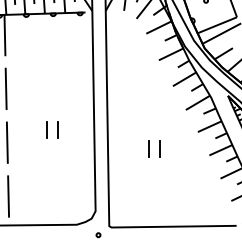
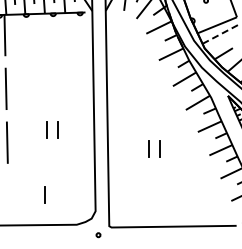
line: solid -> dashed (221, 33)
line: none -> present (44, 194)
line: present -> none (8, 196)
